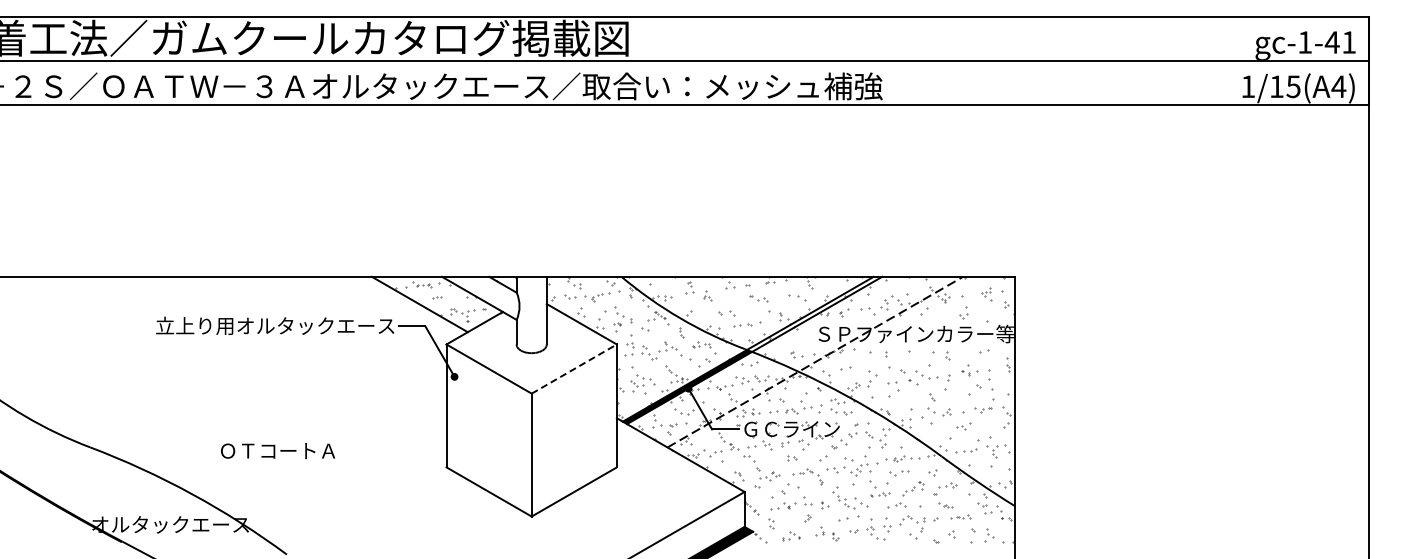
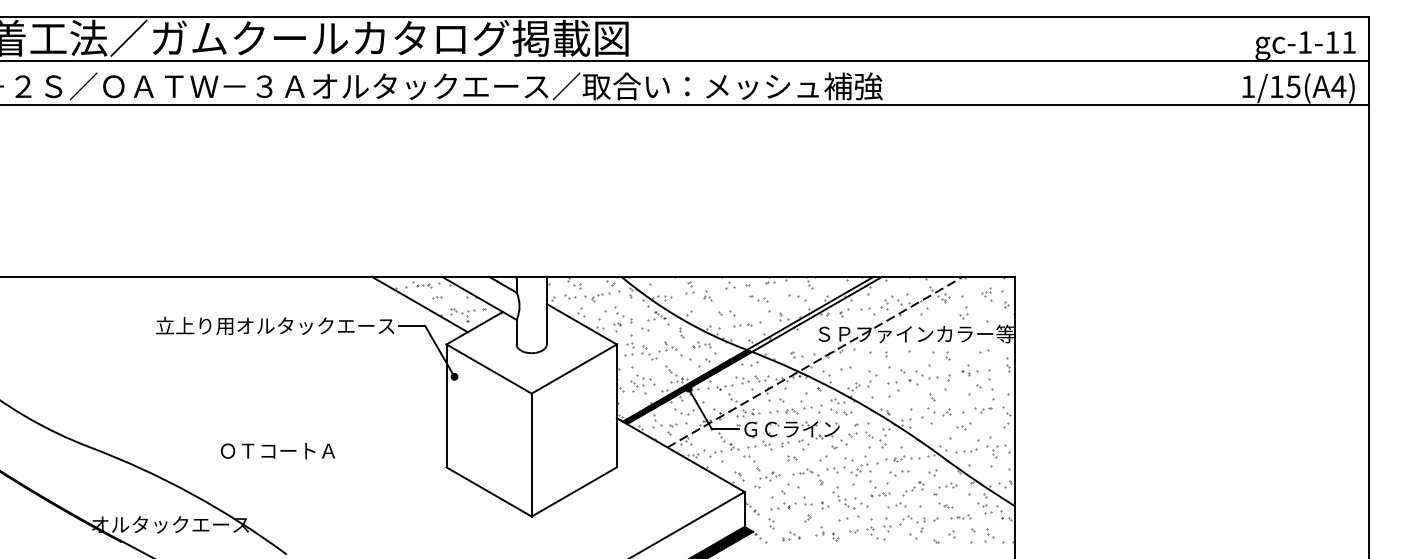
text: gc-1-41 -> gc-1-11 (1331, 42)
line: dashed -> solid (574, 368)
